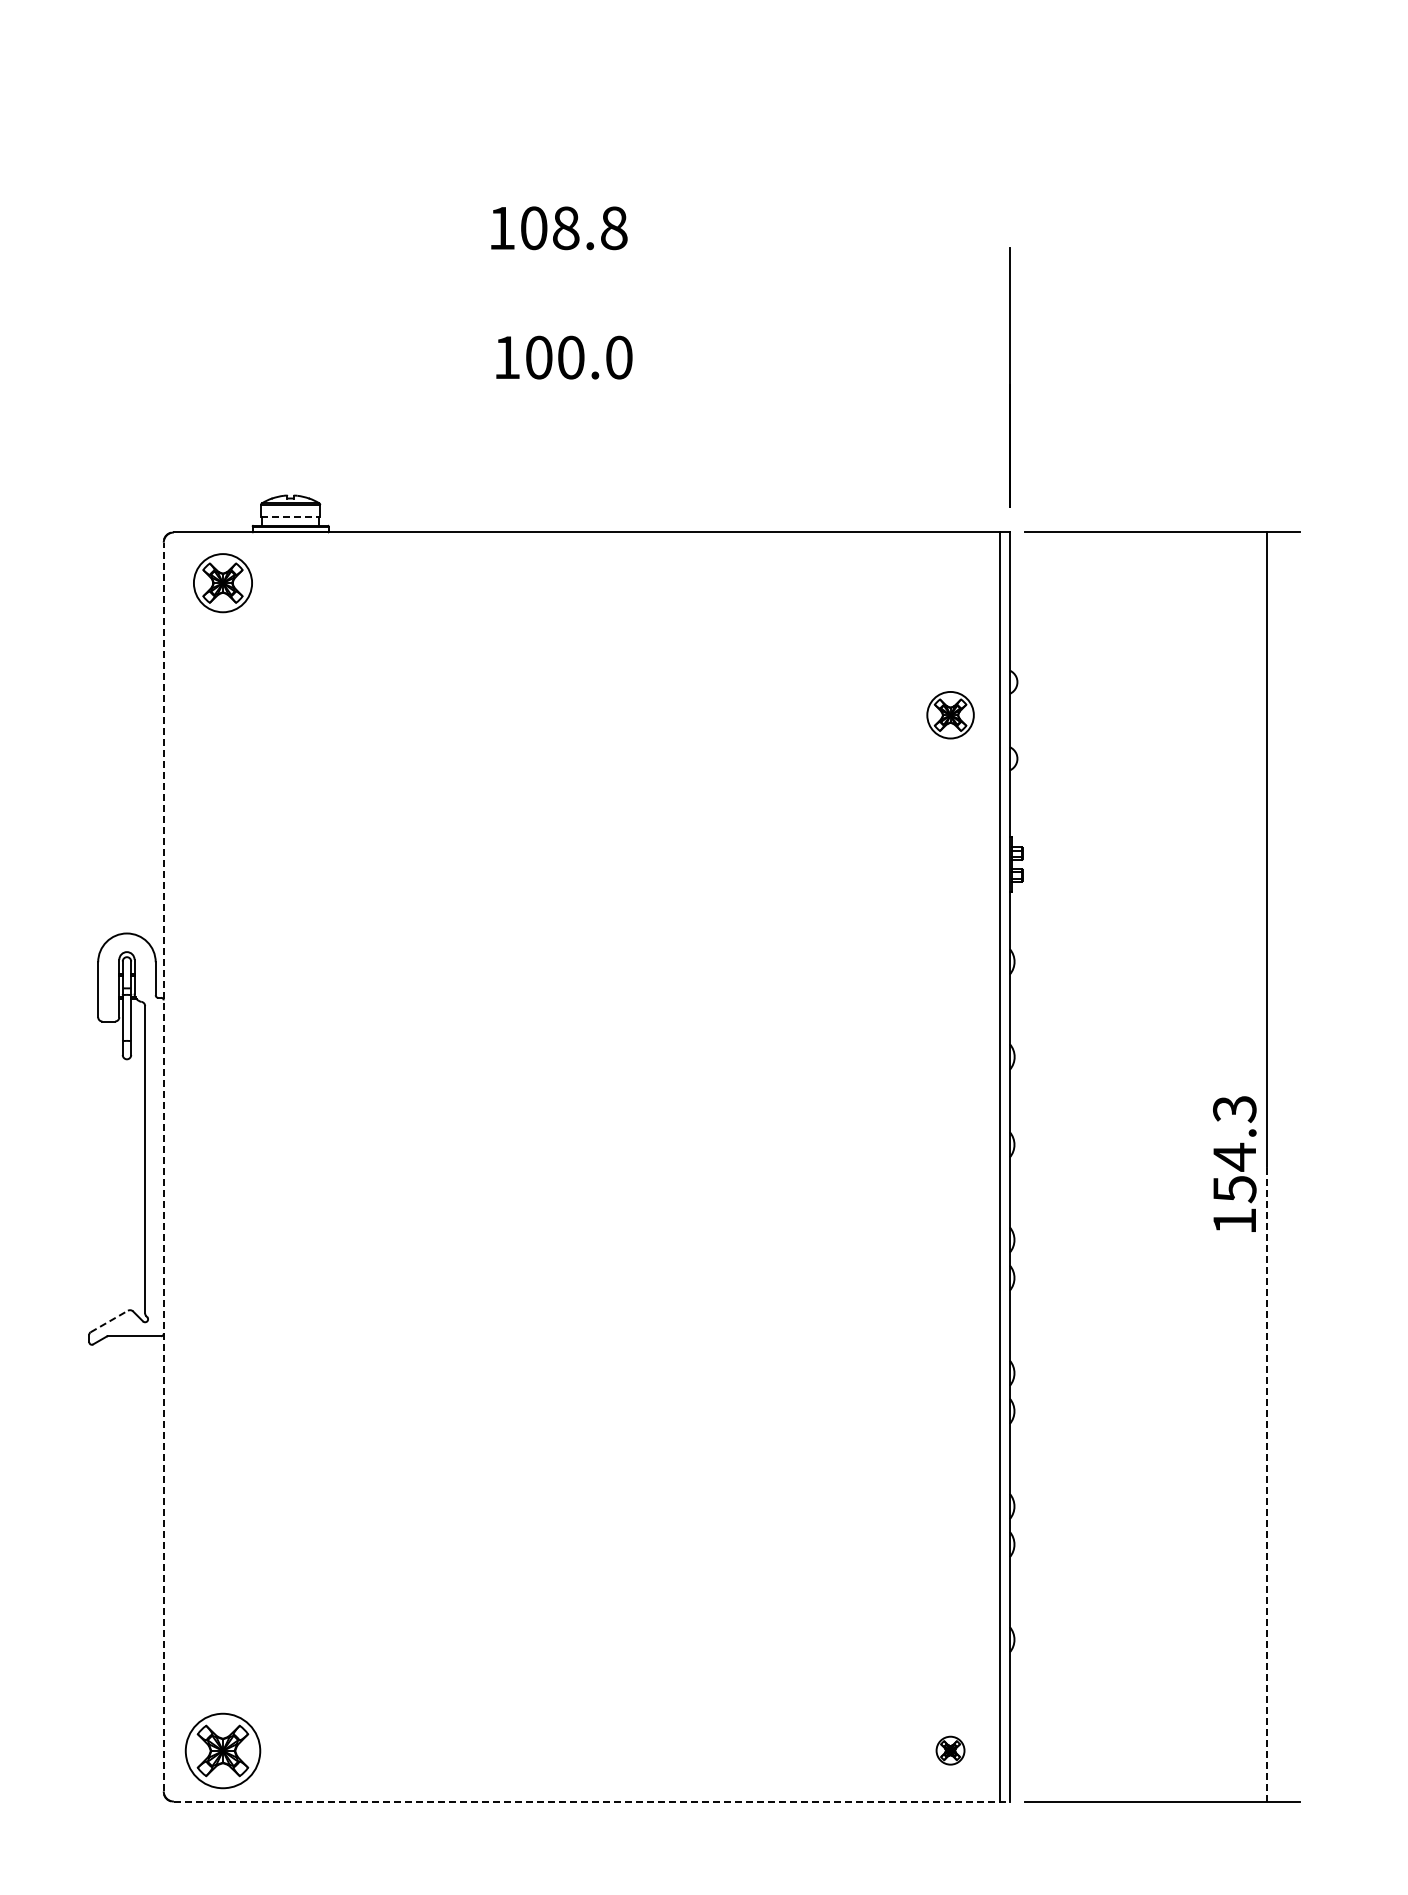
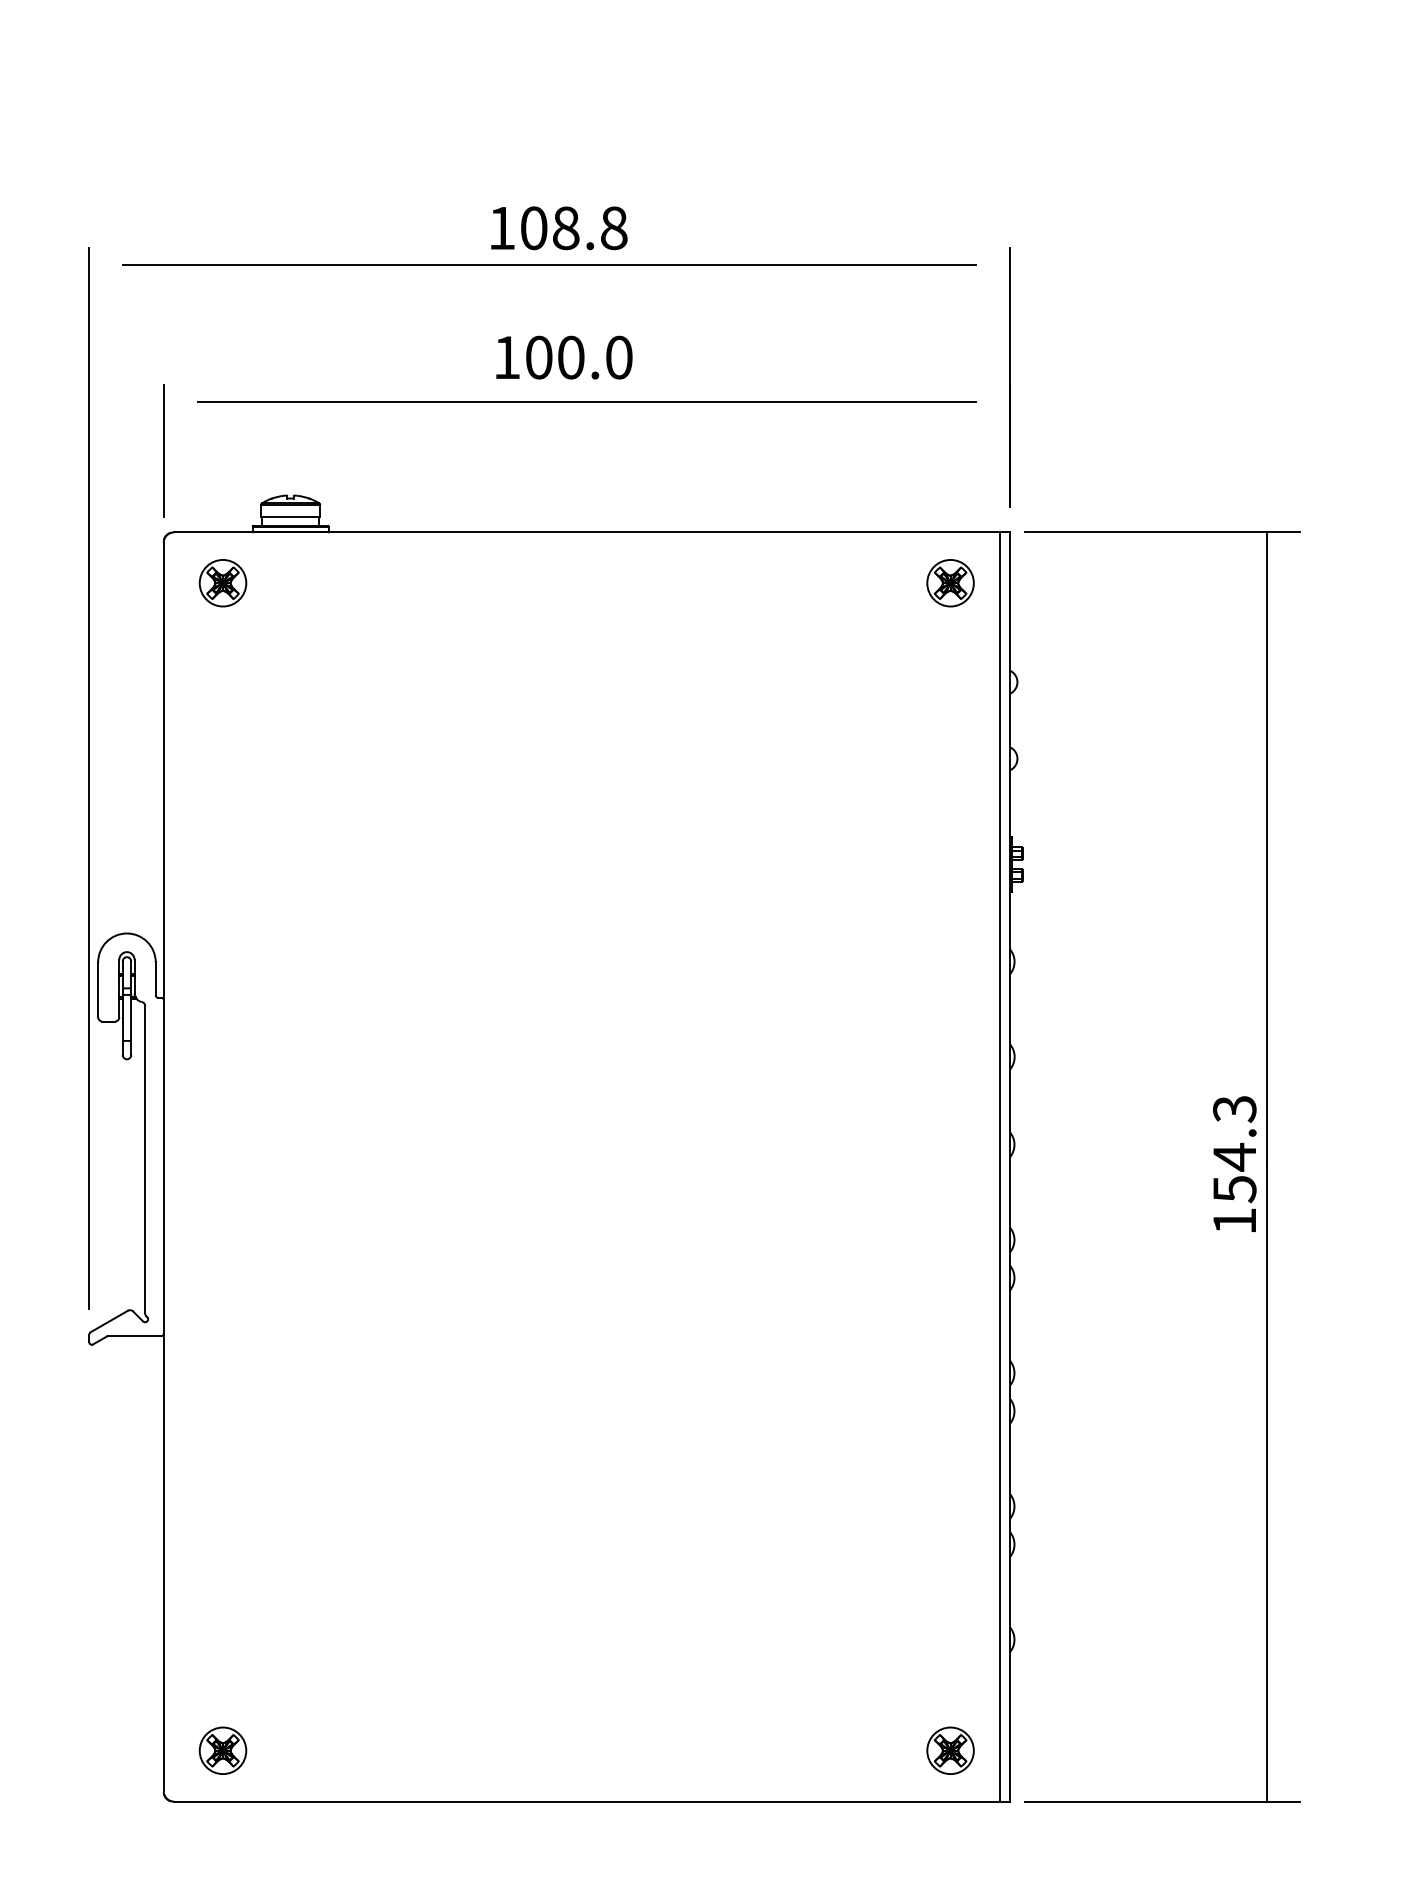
line: none -> present (549, 264)
line: none -> present (586, 402)
line: none -> present (163, 451)
line: dashed -> solid (290, 517)
part size: 60x61 px -> 50x49 px (222, 583)
part position: (950, 715) -> (950, 583) (950, 583)
line: none -> present (89, 778)
line: dashed -> solid (163, 1166)
line: dashed -> solid (109, 1321)
line: dashed -> solid (1266, 1483)
part size: 78x78 px -> 50x49 px (222, 1750)
part size: 31x31 px -> 49x49 px (950, 1750)
line: dashed -> solid (591, 1801)
